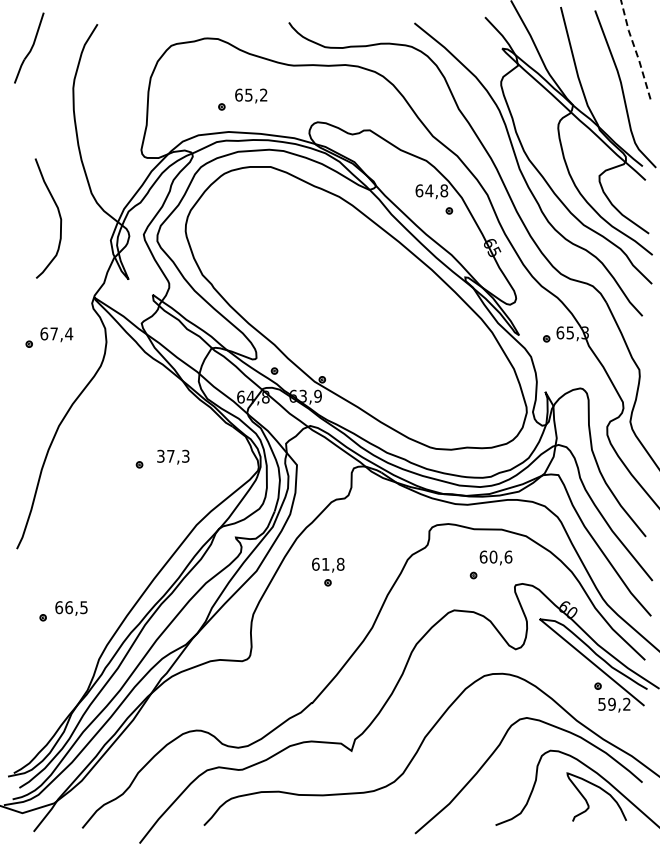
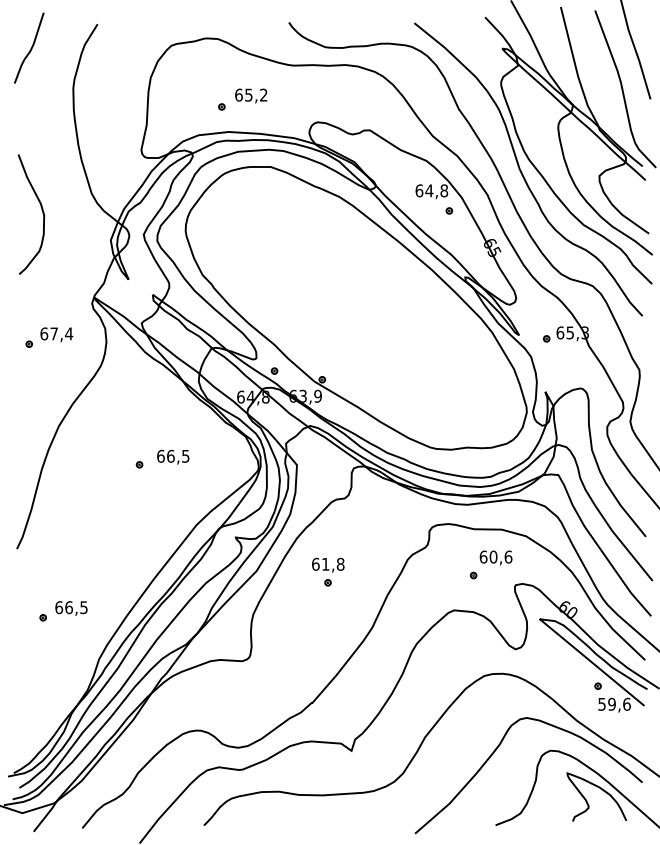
line: dashed -> solid (635, 49)
curve position: (58, 214) -> (41, 210) (41, 210)
text: 37,3 -> 66,5 (173, 455)
text: 59,2 -> 59,6 (626, 703)
